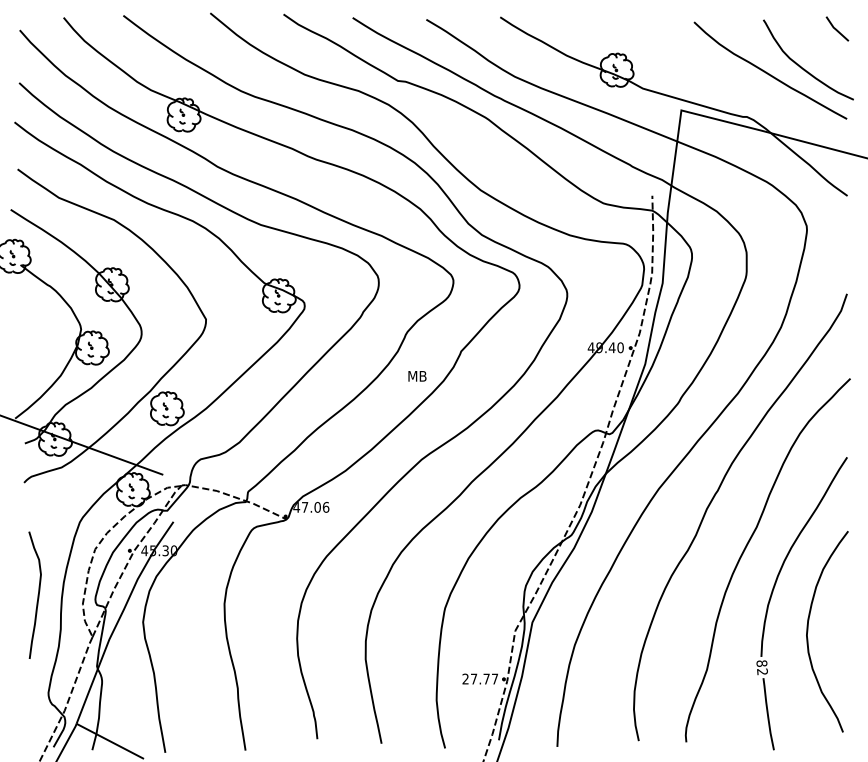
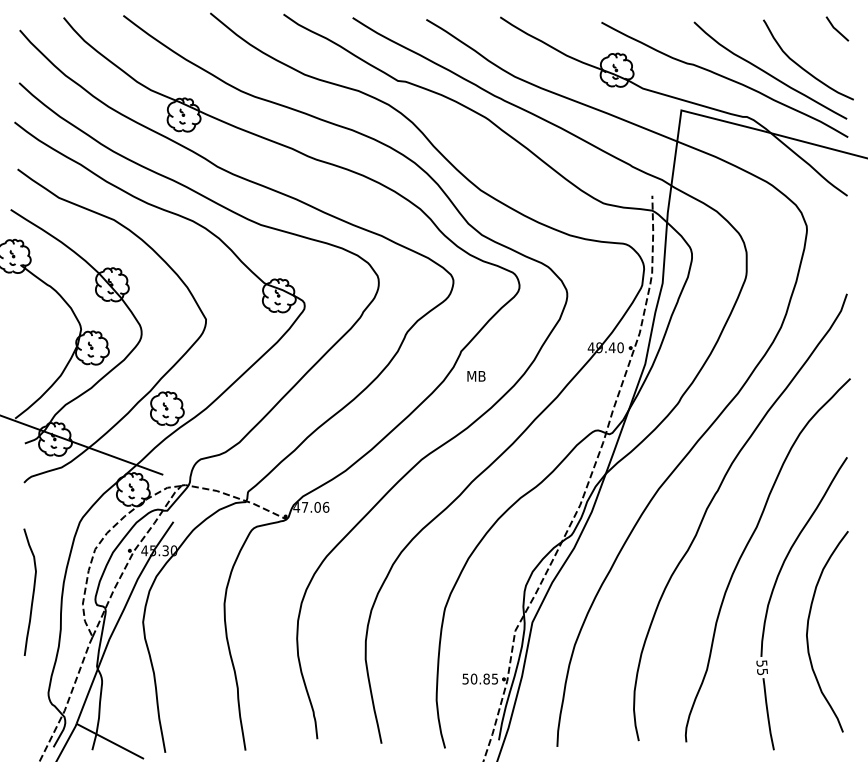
curve: none -> present (724, 78)
text position: (417, 376) -> (476, 376) (476, 376)
curve position: (37, 594) -> (32, 591) (32, 591)
text: 82 -> 55 (761, 667)
text: 27.77 -> 50.85 (480, 678)
